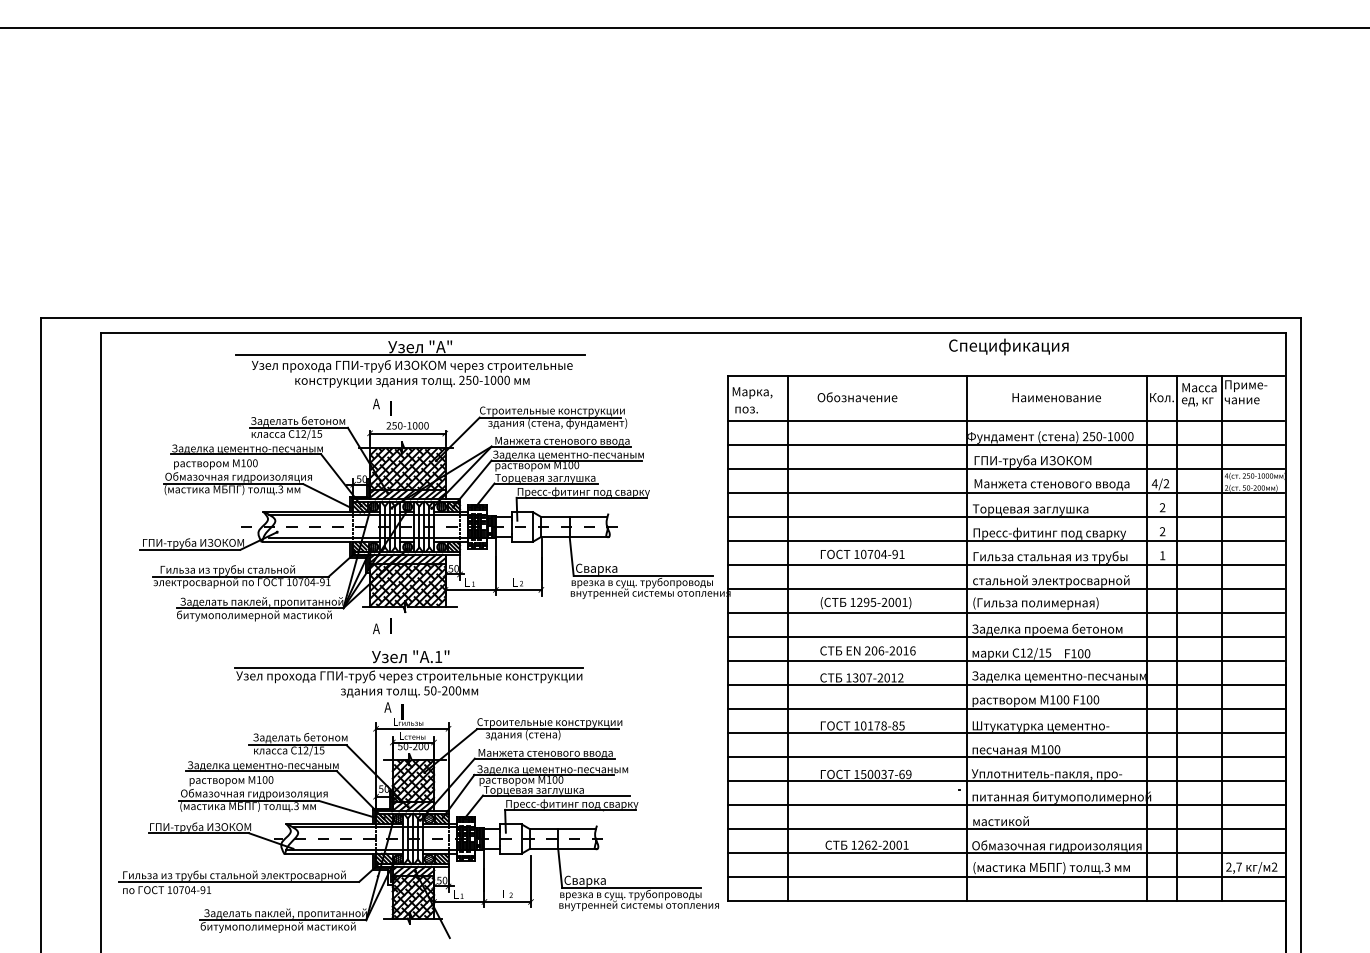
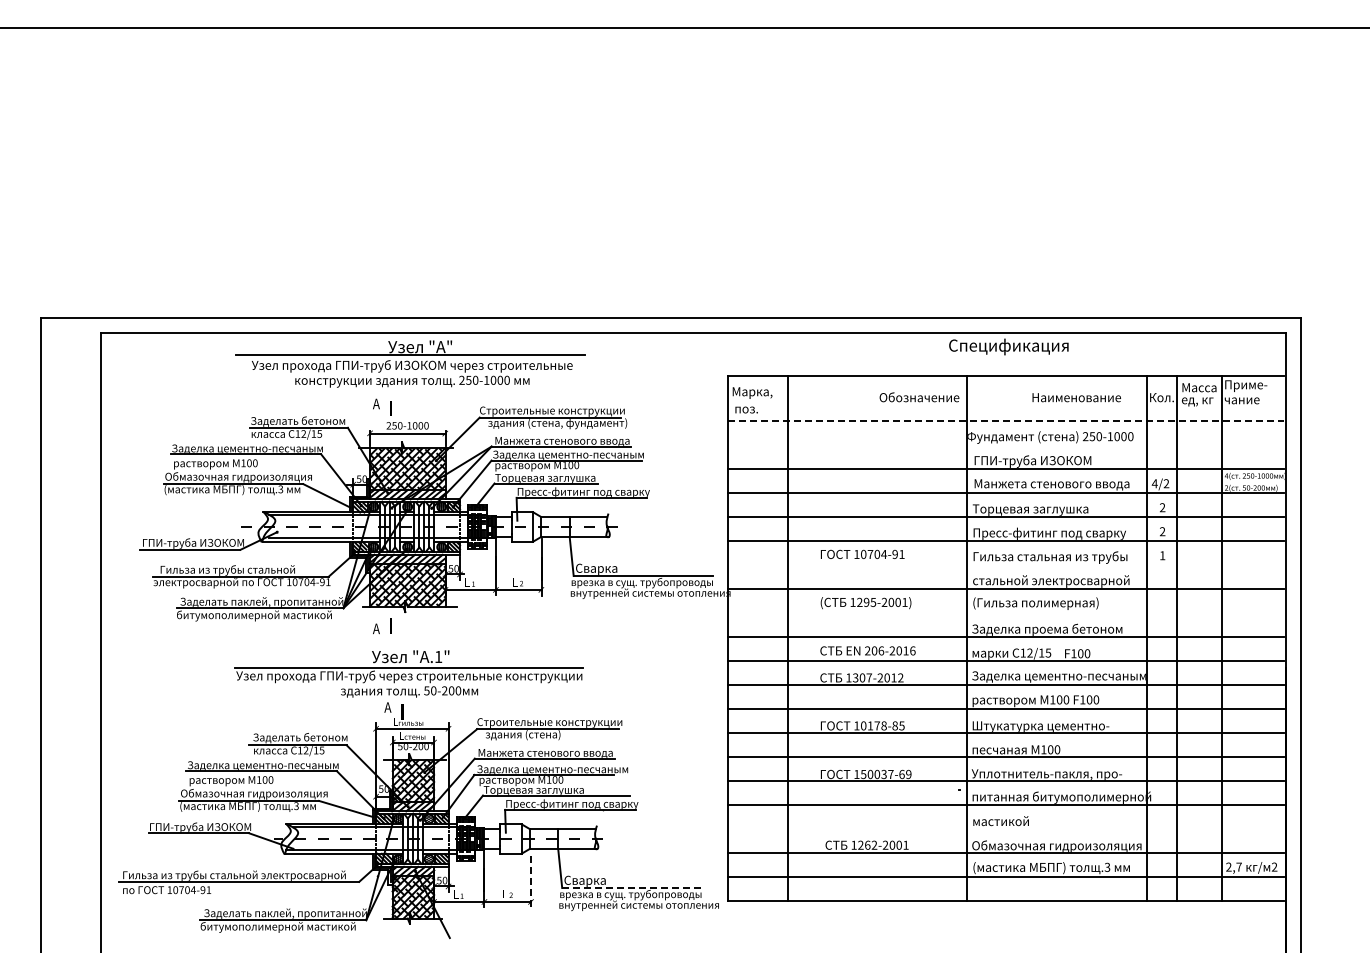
text position: (857, 397) -> (919, 397) (919, 397)
text position: (1056, 397) -> (1076, 397) (1076, 397)
line: solid -> dashed (1006, 420)
line: present -> none (1005, 444)
line: present -> none (1005, 564)
line: present -> none (1005, 612)
line: present -> none (1005, 828)
line: solid -> dashed (531, 881)
line: solid -> dashed (631, 888)
